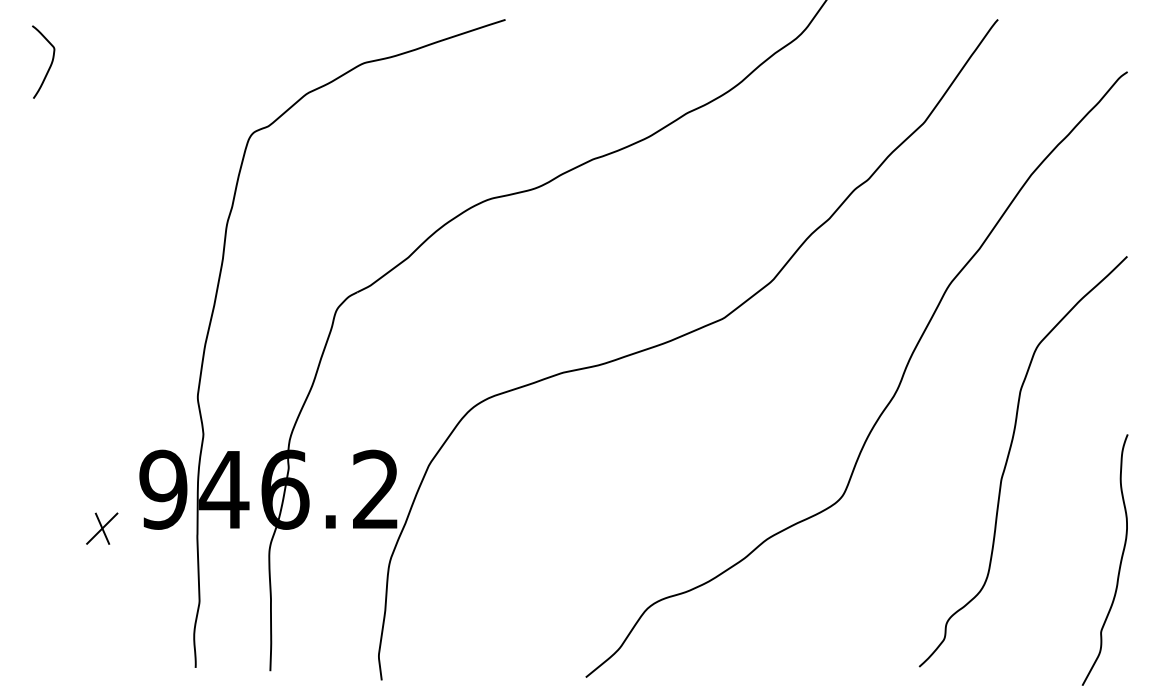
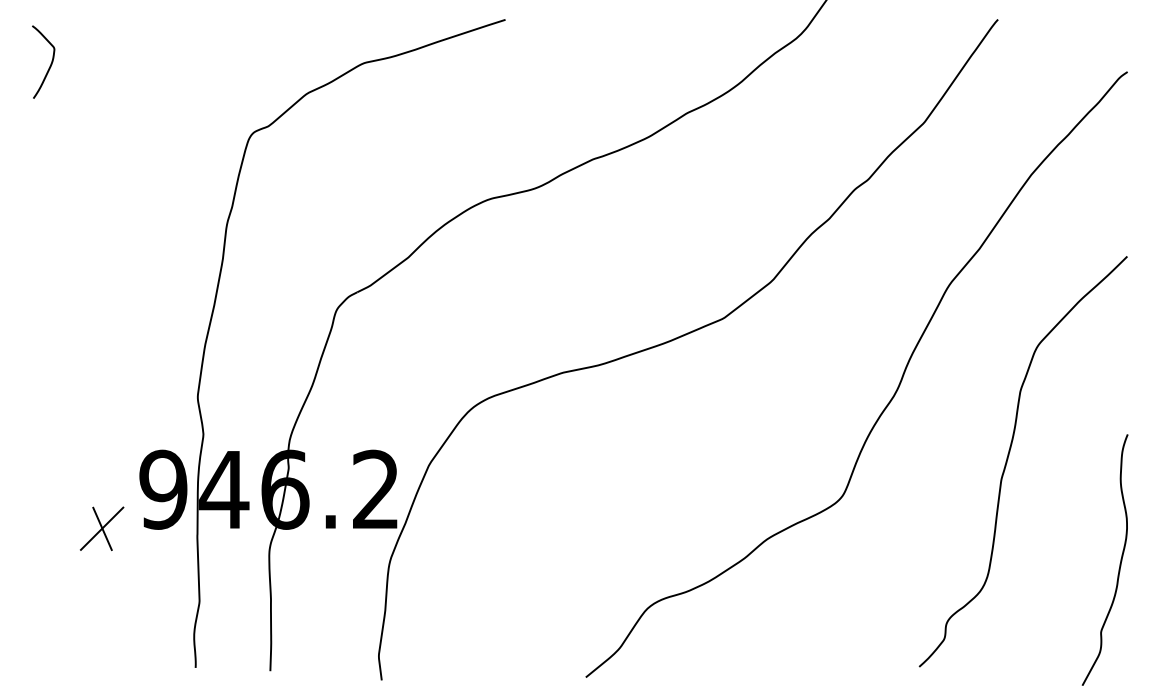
part size: 33x33 px -> 45x45 px (102, 528)
